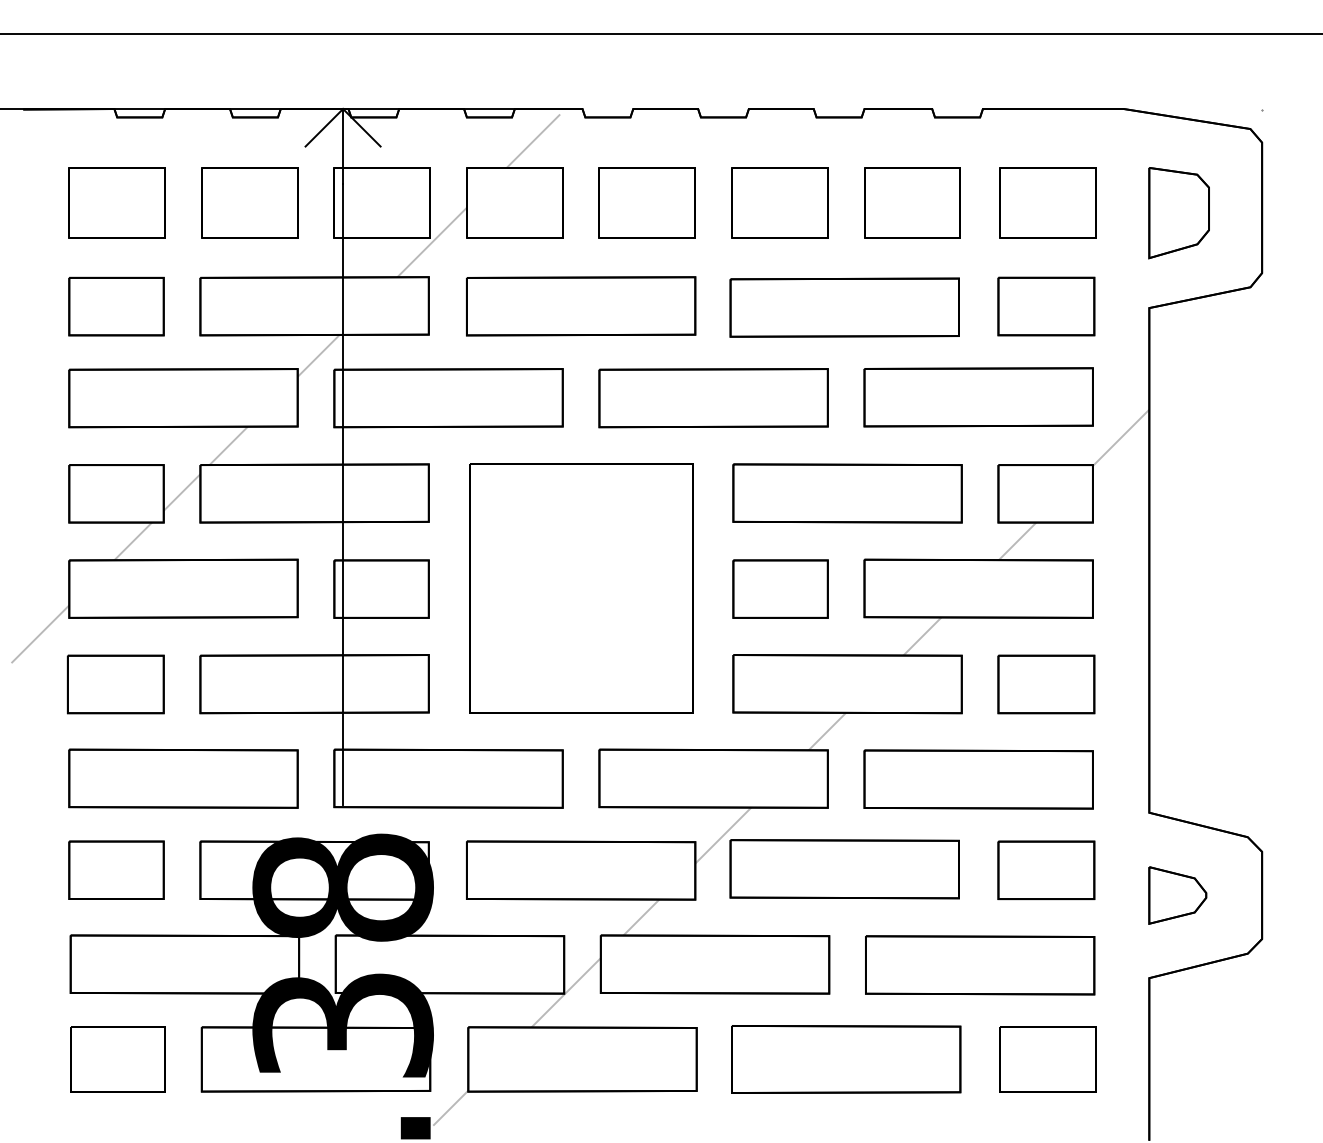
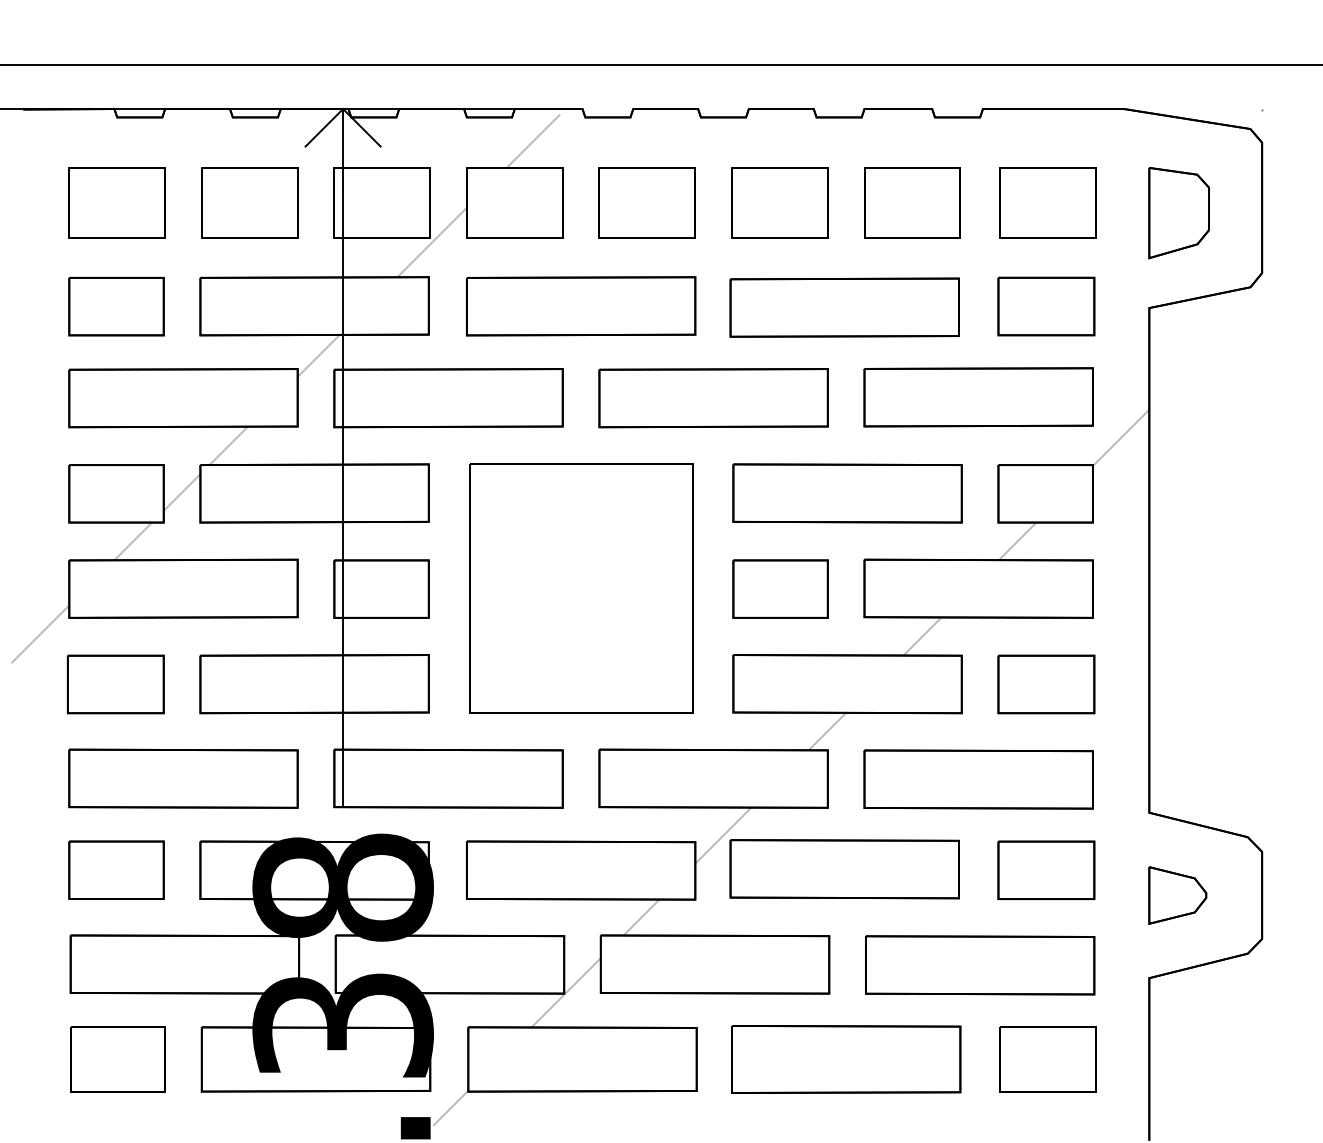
line position: (660, 34) -> (660, 65) (660, 65)
